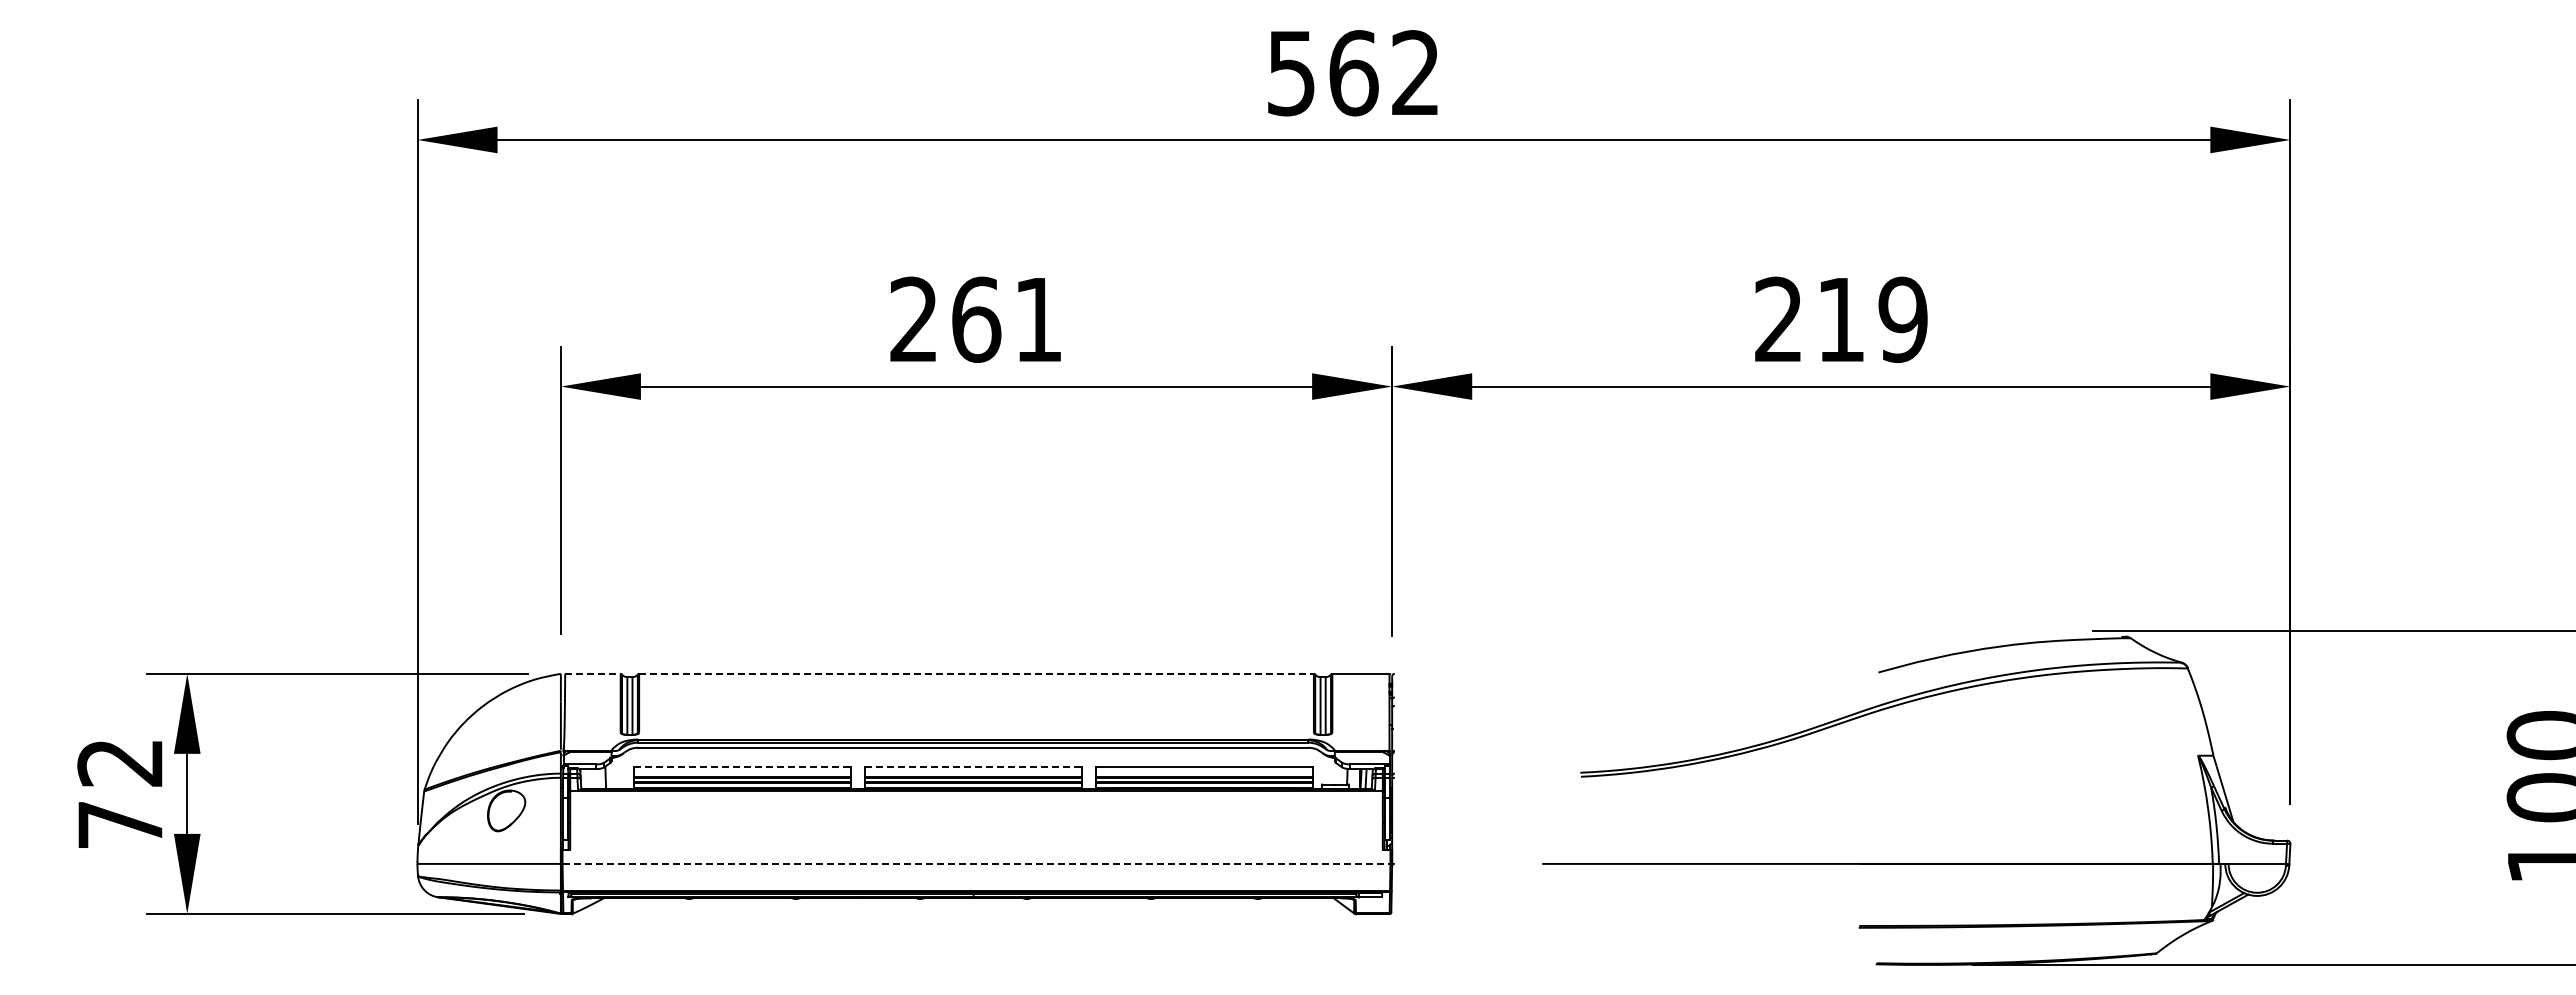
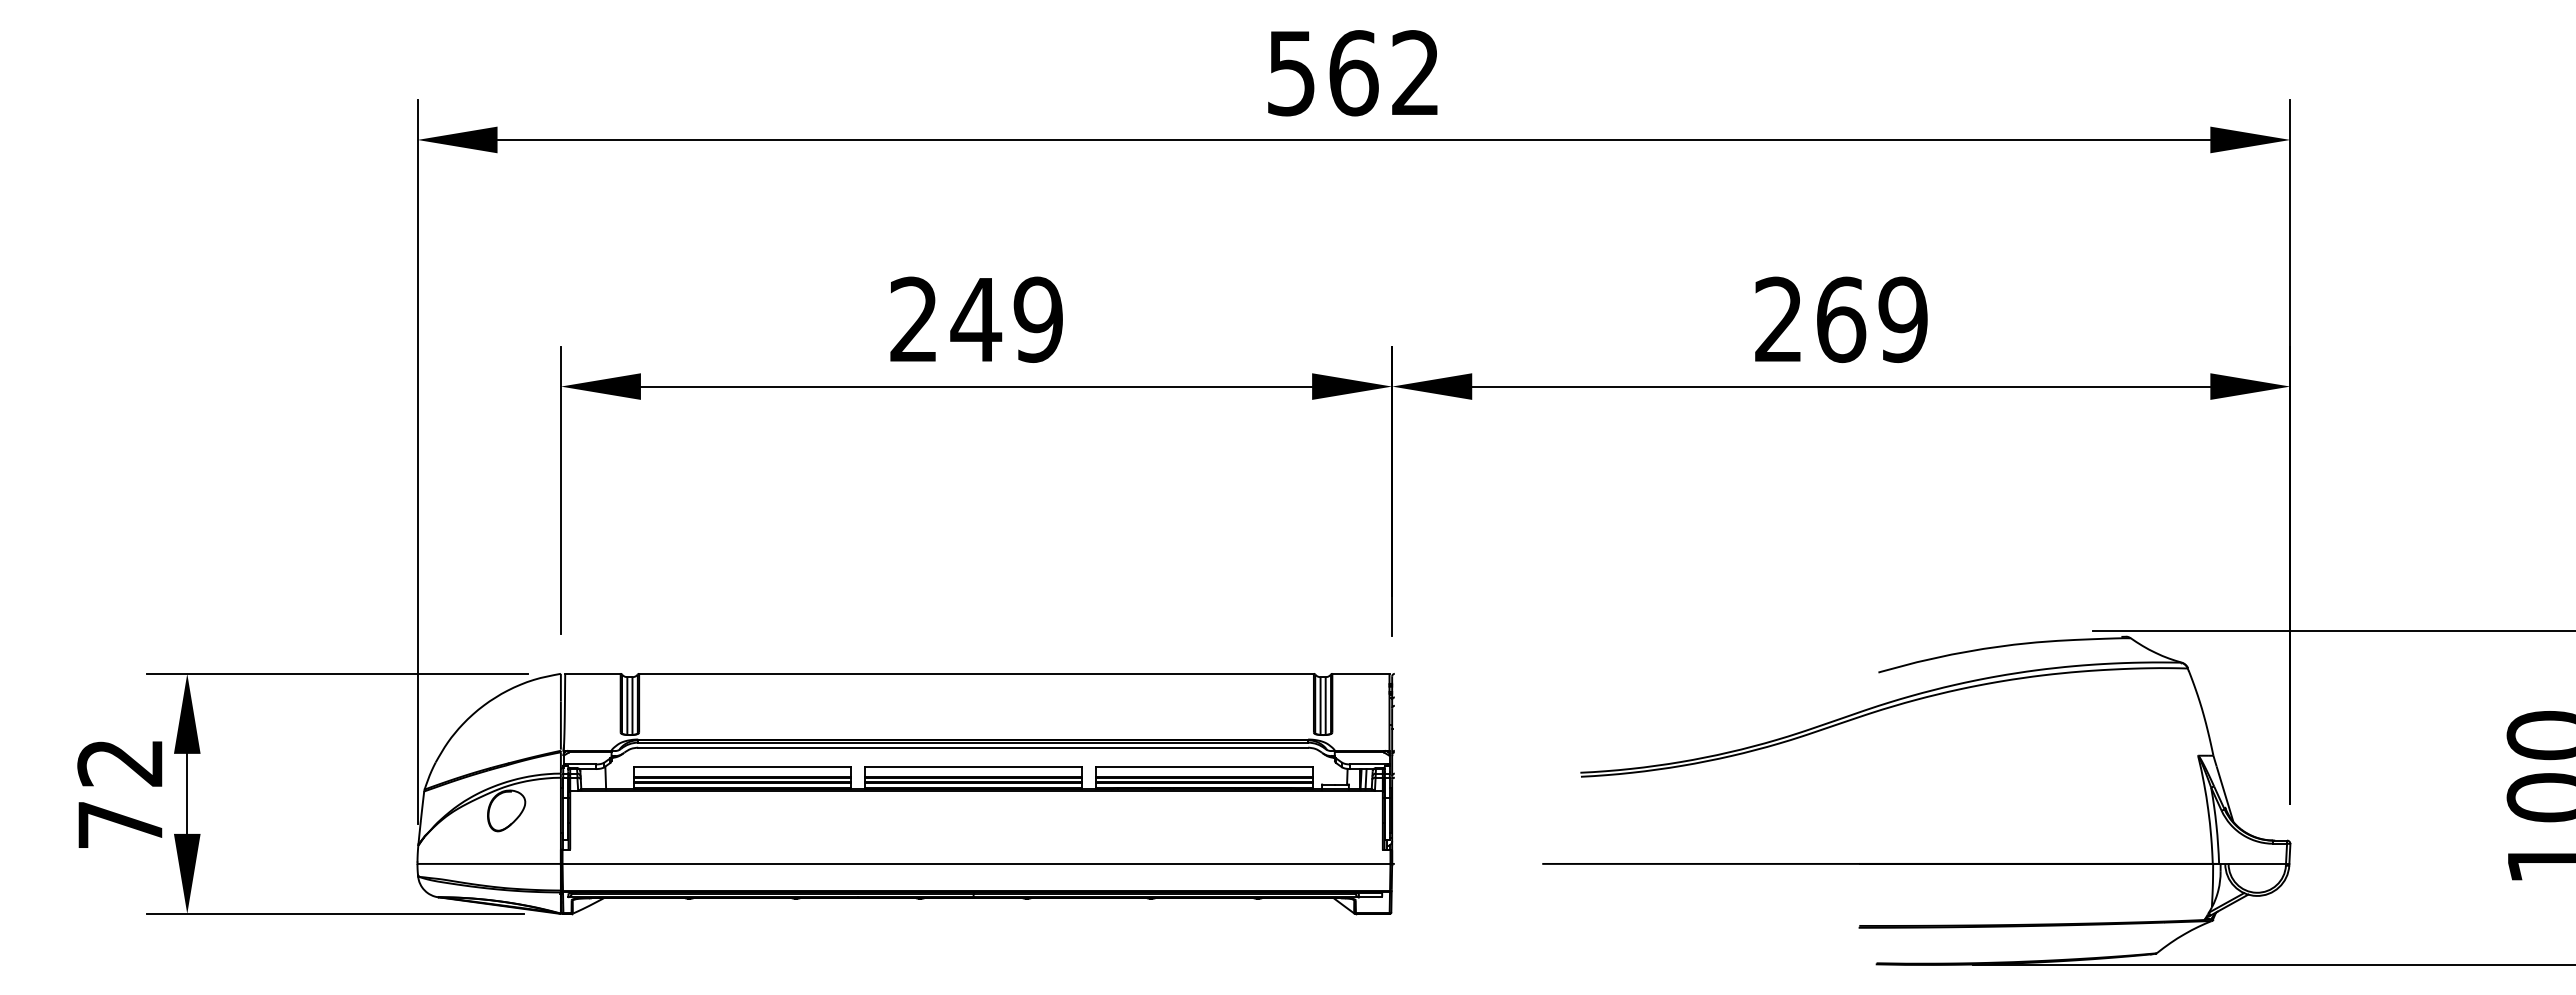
text: 261 -> 249 (1006, 319)
text: 219 -> 269 (1841, 319)
line: dashed -> solid (592, 673)
line: dashed -> solid (977, 673)
line: dashed -> solid (743, 767)
line: dashed -> solid (974, 767)
line: dashed -> solid (976, 863)
